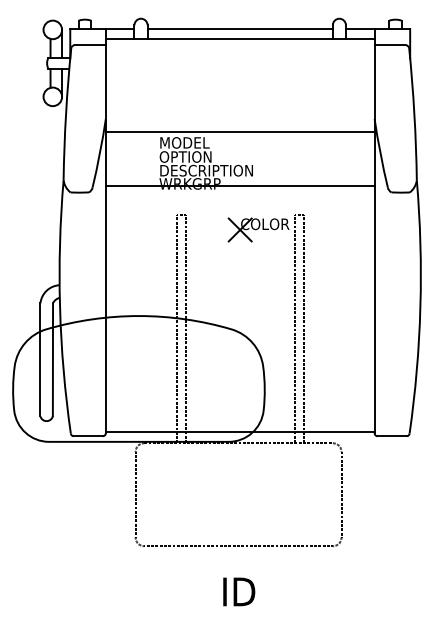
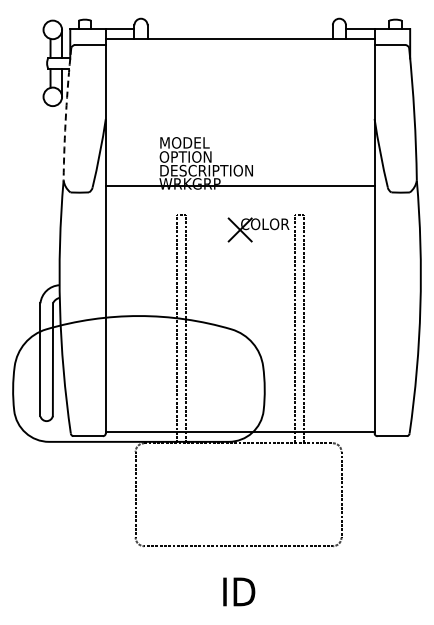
line: present -> none (239, 29)
arc: solid -> dashed (66, 114)
line: present -> none (239, 131)
